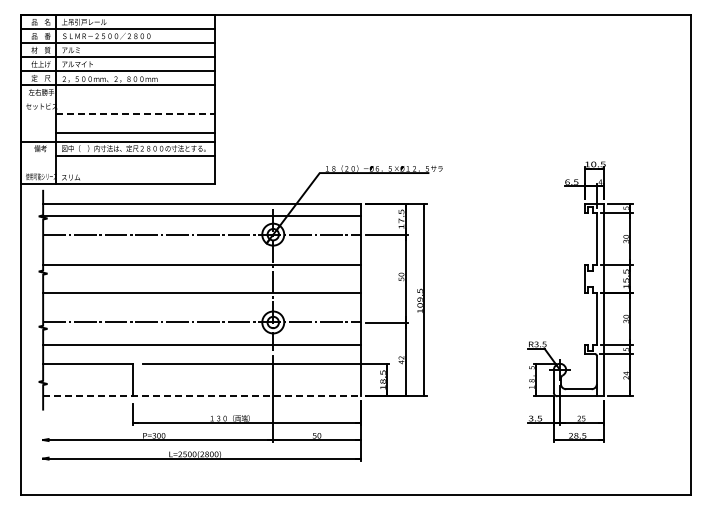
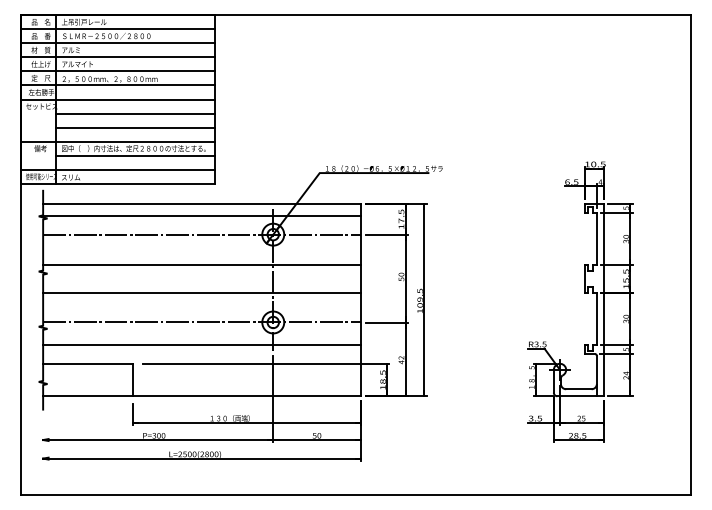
line: none -> present (117, 99)
line: dashed -> solid (136, 113)
line position: (135, 132) -> (135, 127) (135, 127)
line: none -> present (117, 169)
line: dashed -> solid (202, 396)
